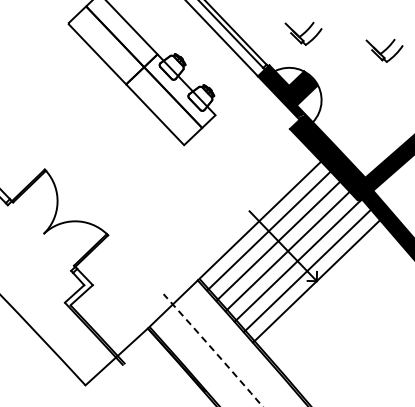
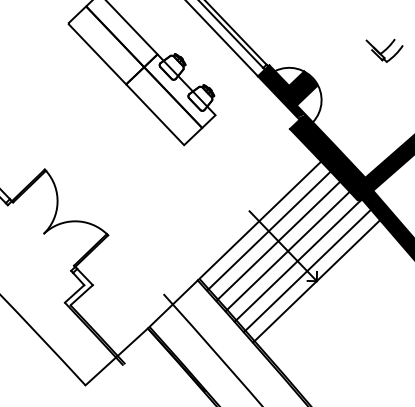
part: present -> none (303, 33)
arc: dashed -> solid (213, 350)
